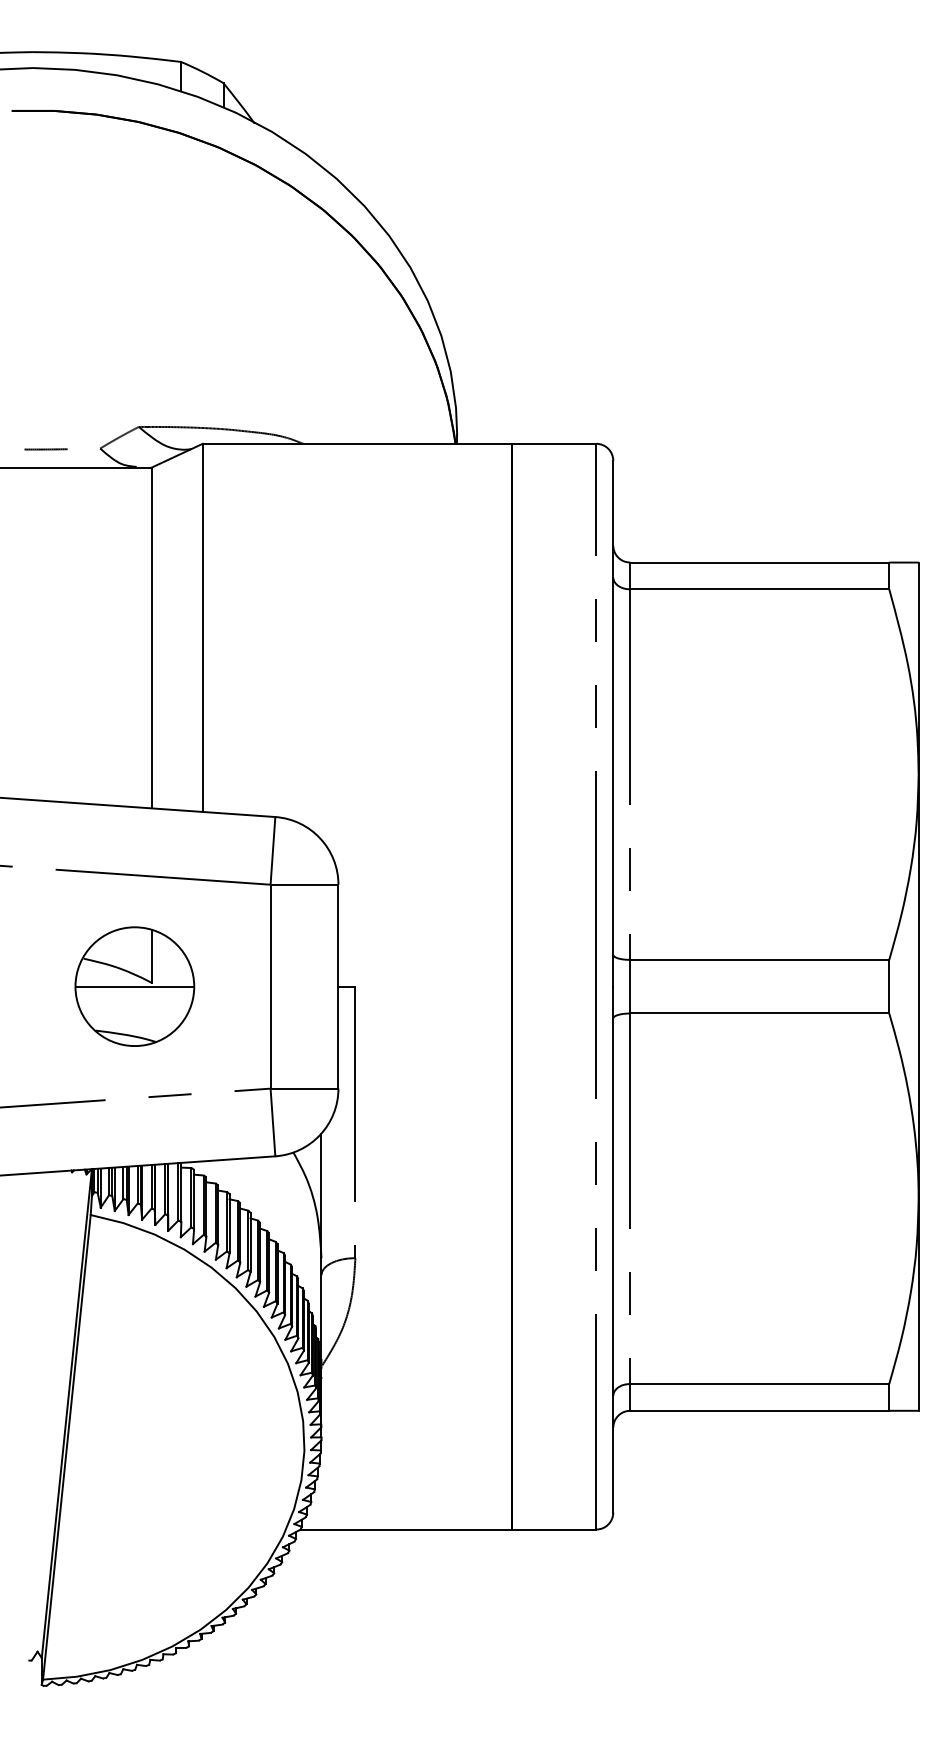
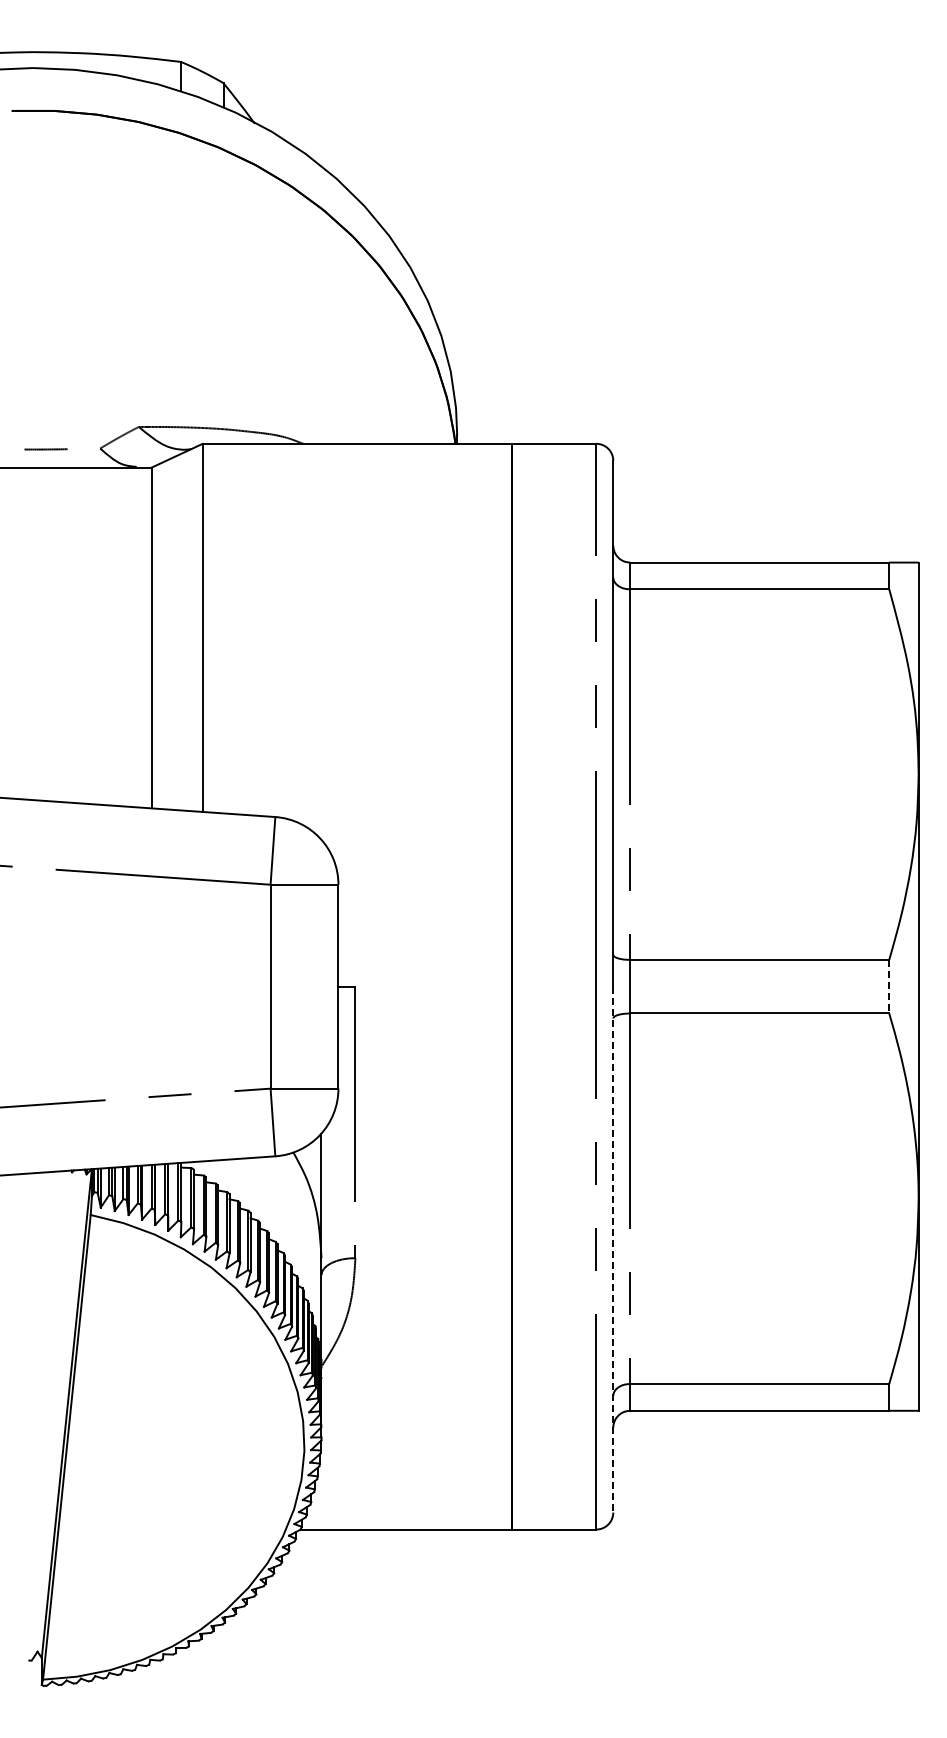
part: present -> none (134, 986)
line: solid -> dashed (889, 986)
line: solid -> dashed (613, 1249)
